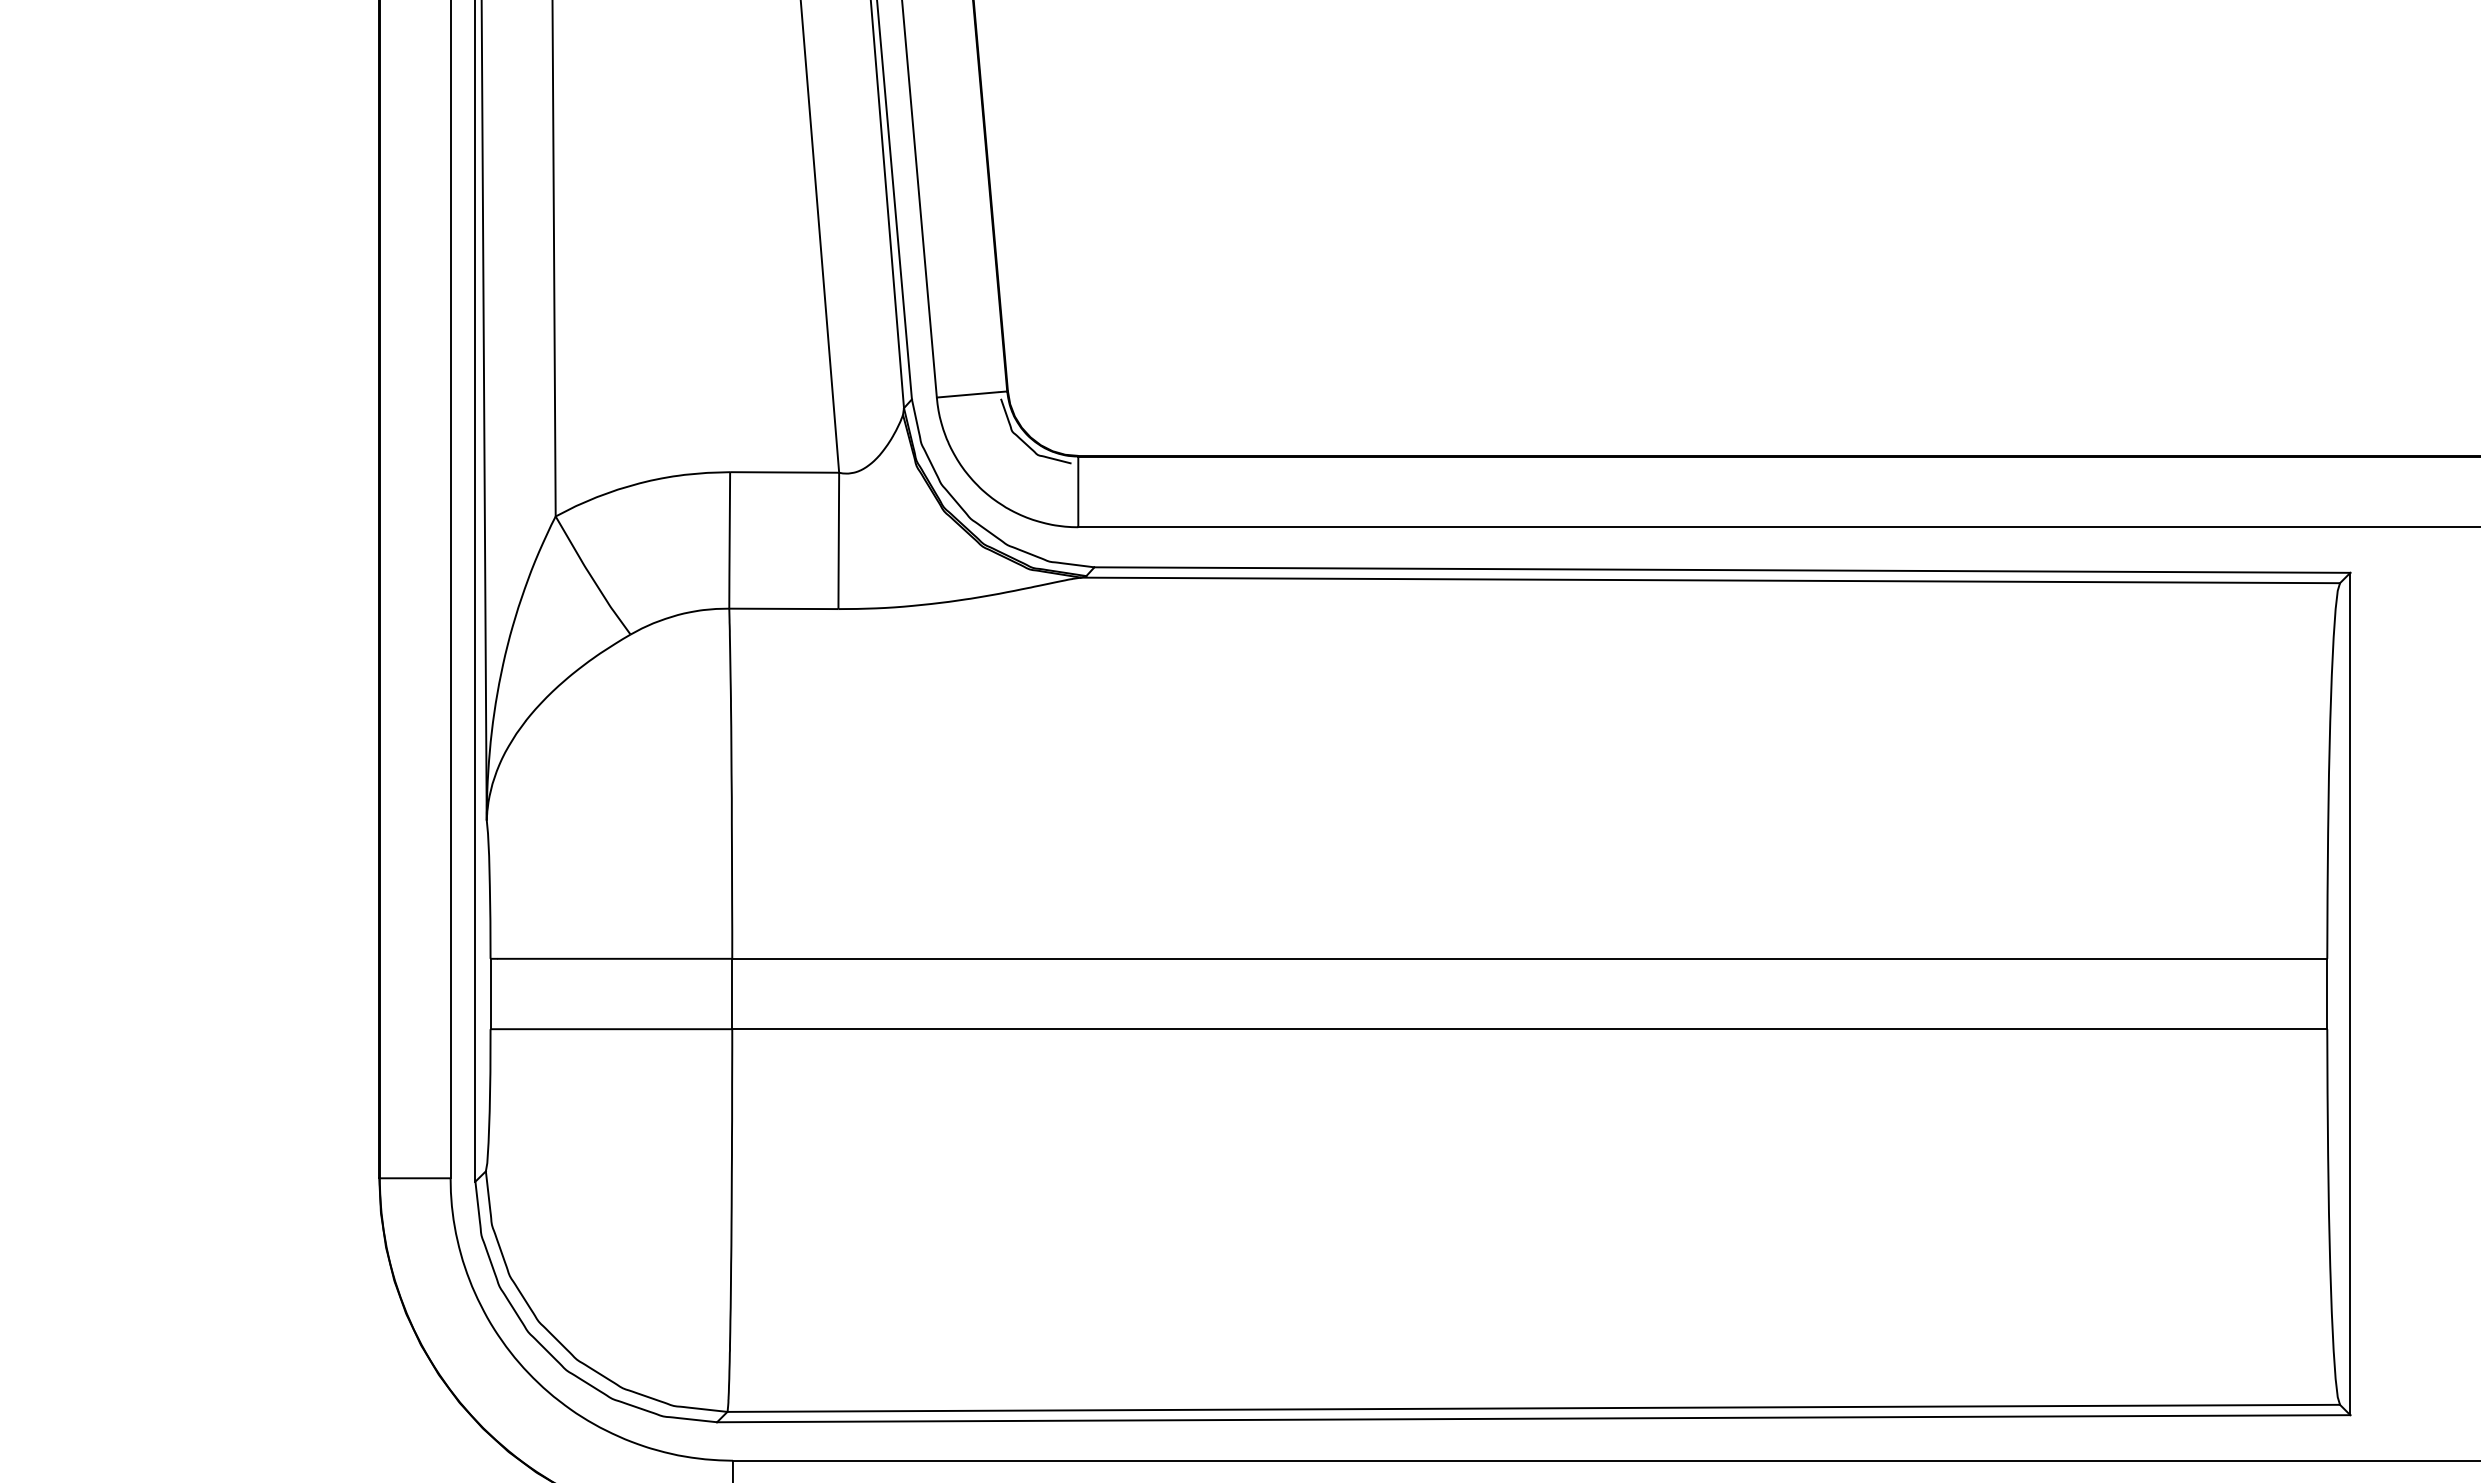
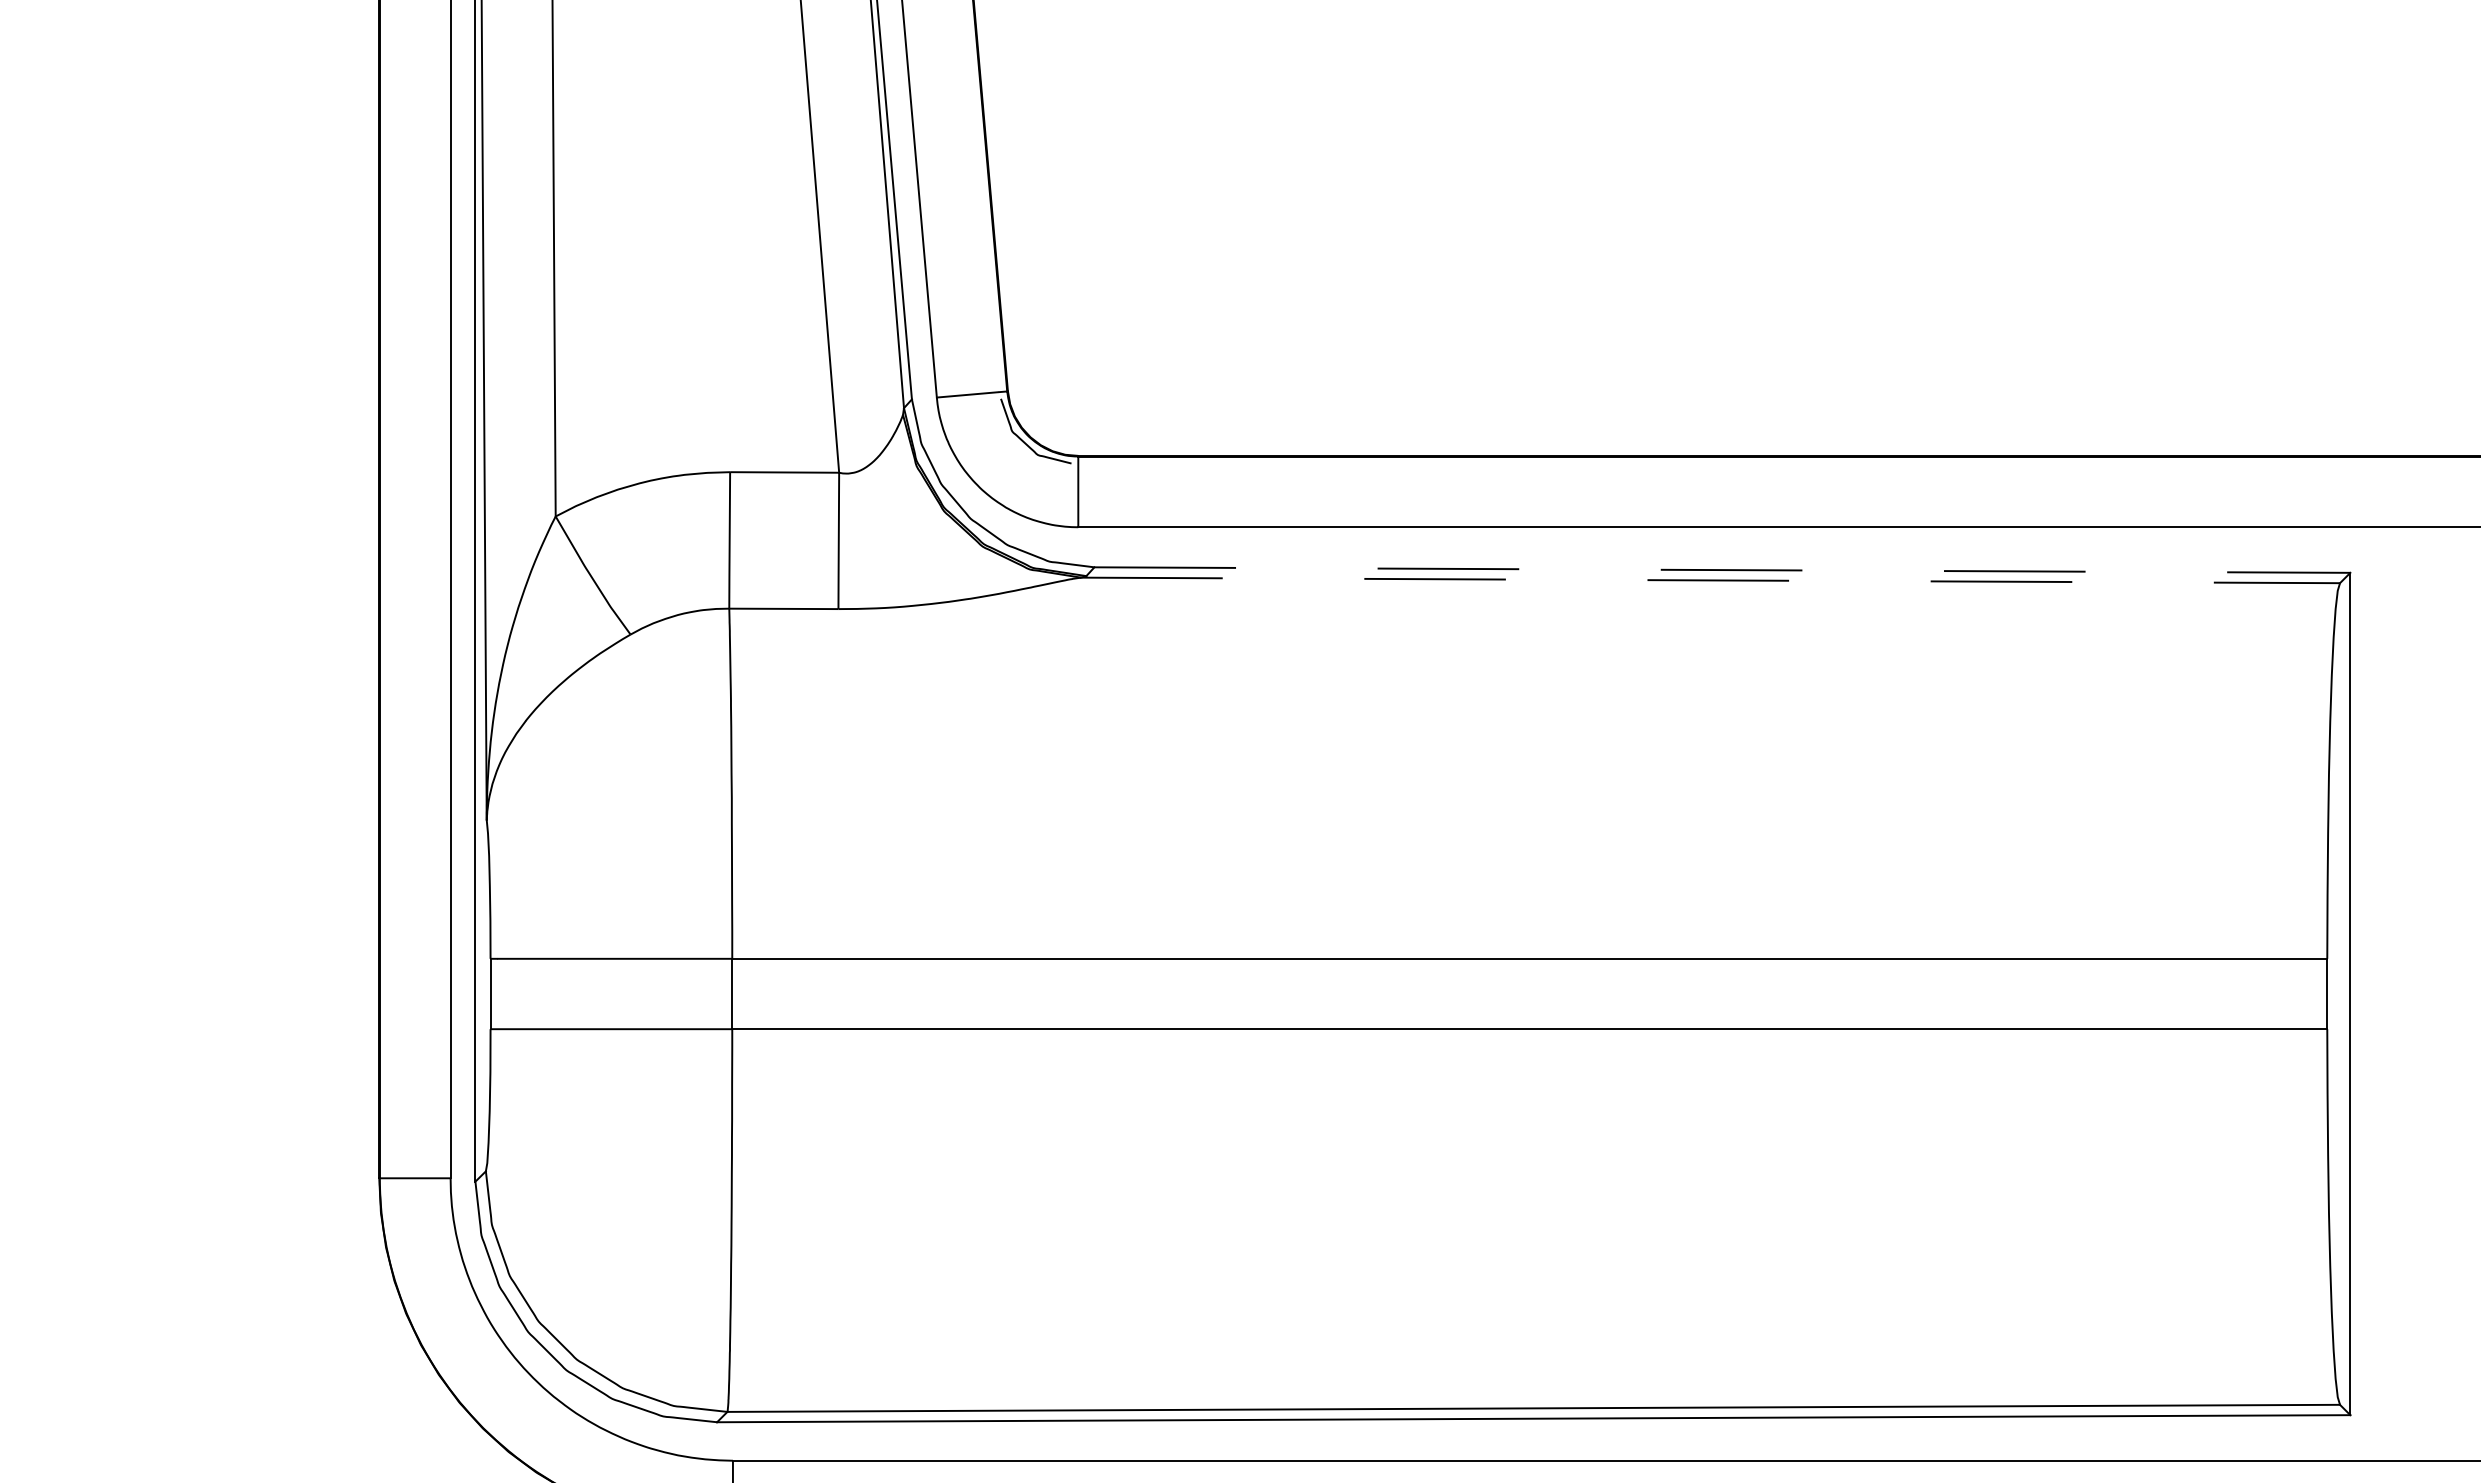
line: solid -> dashed (1722, 570)
line: solid -> dashed (1711, 580)
